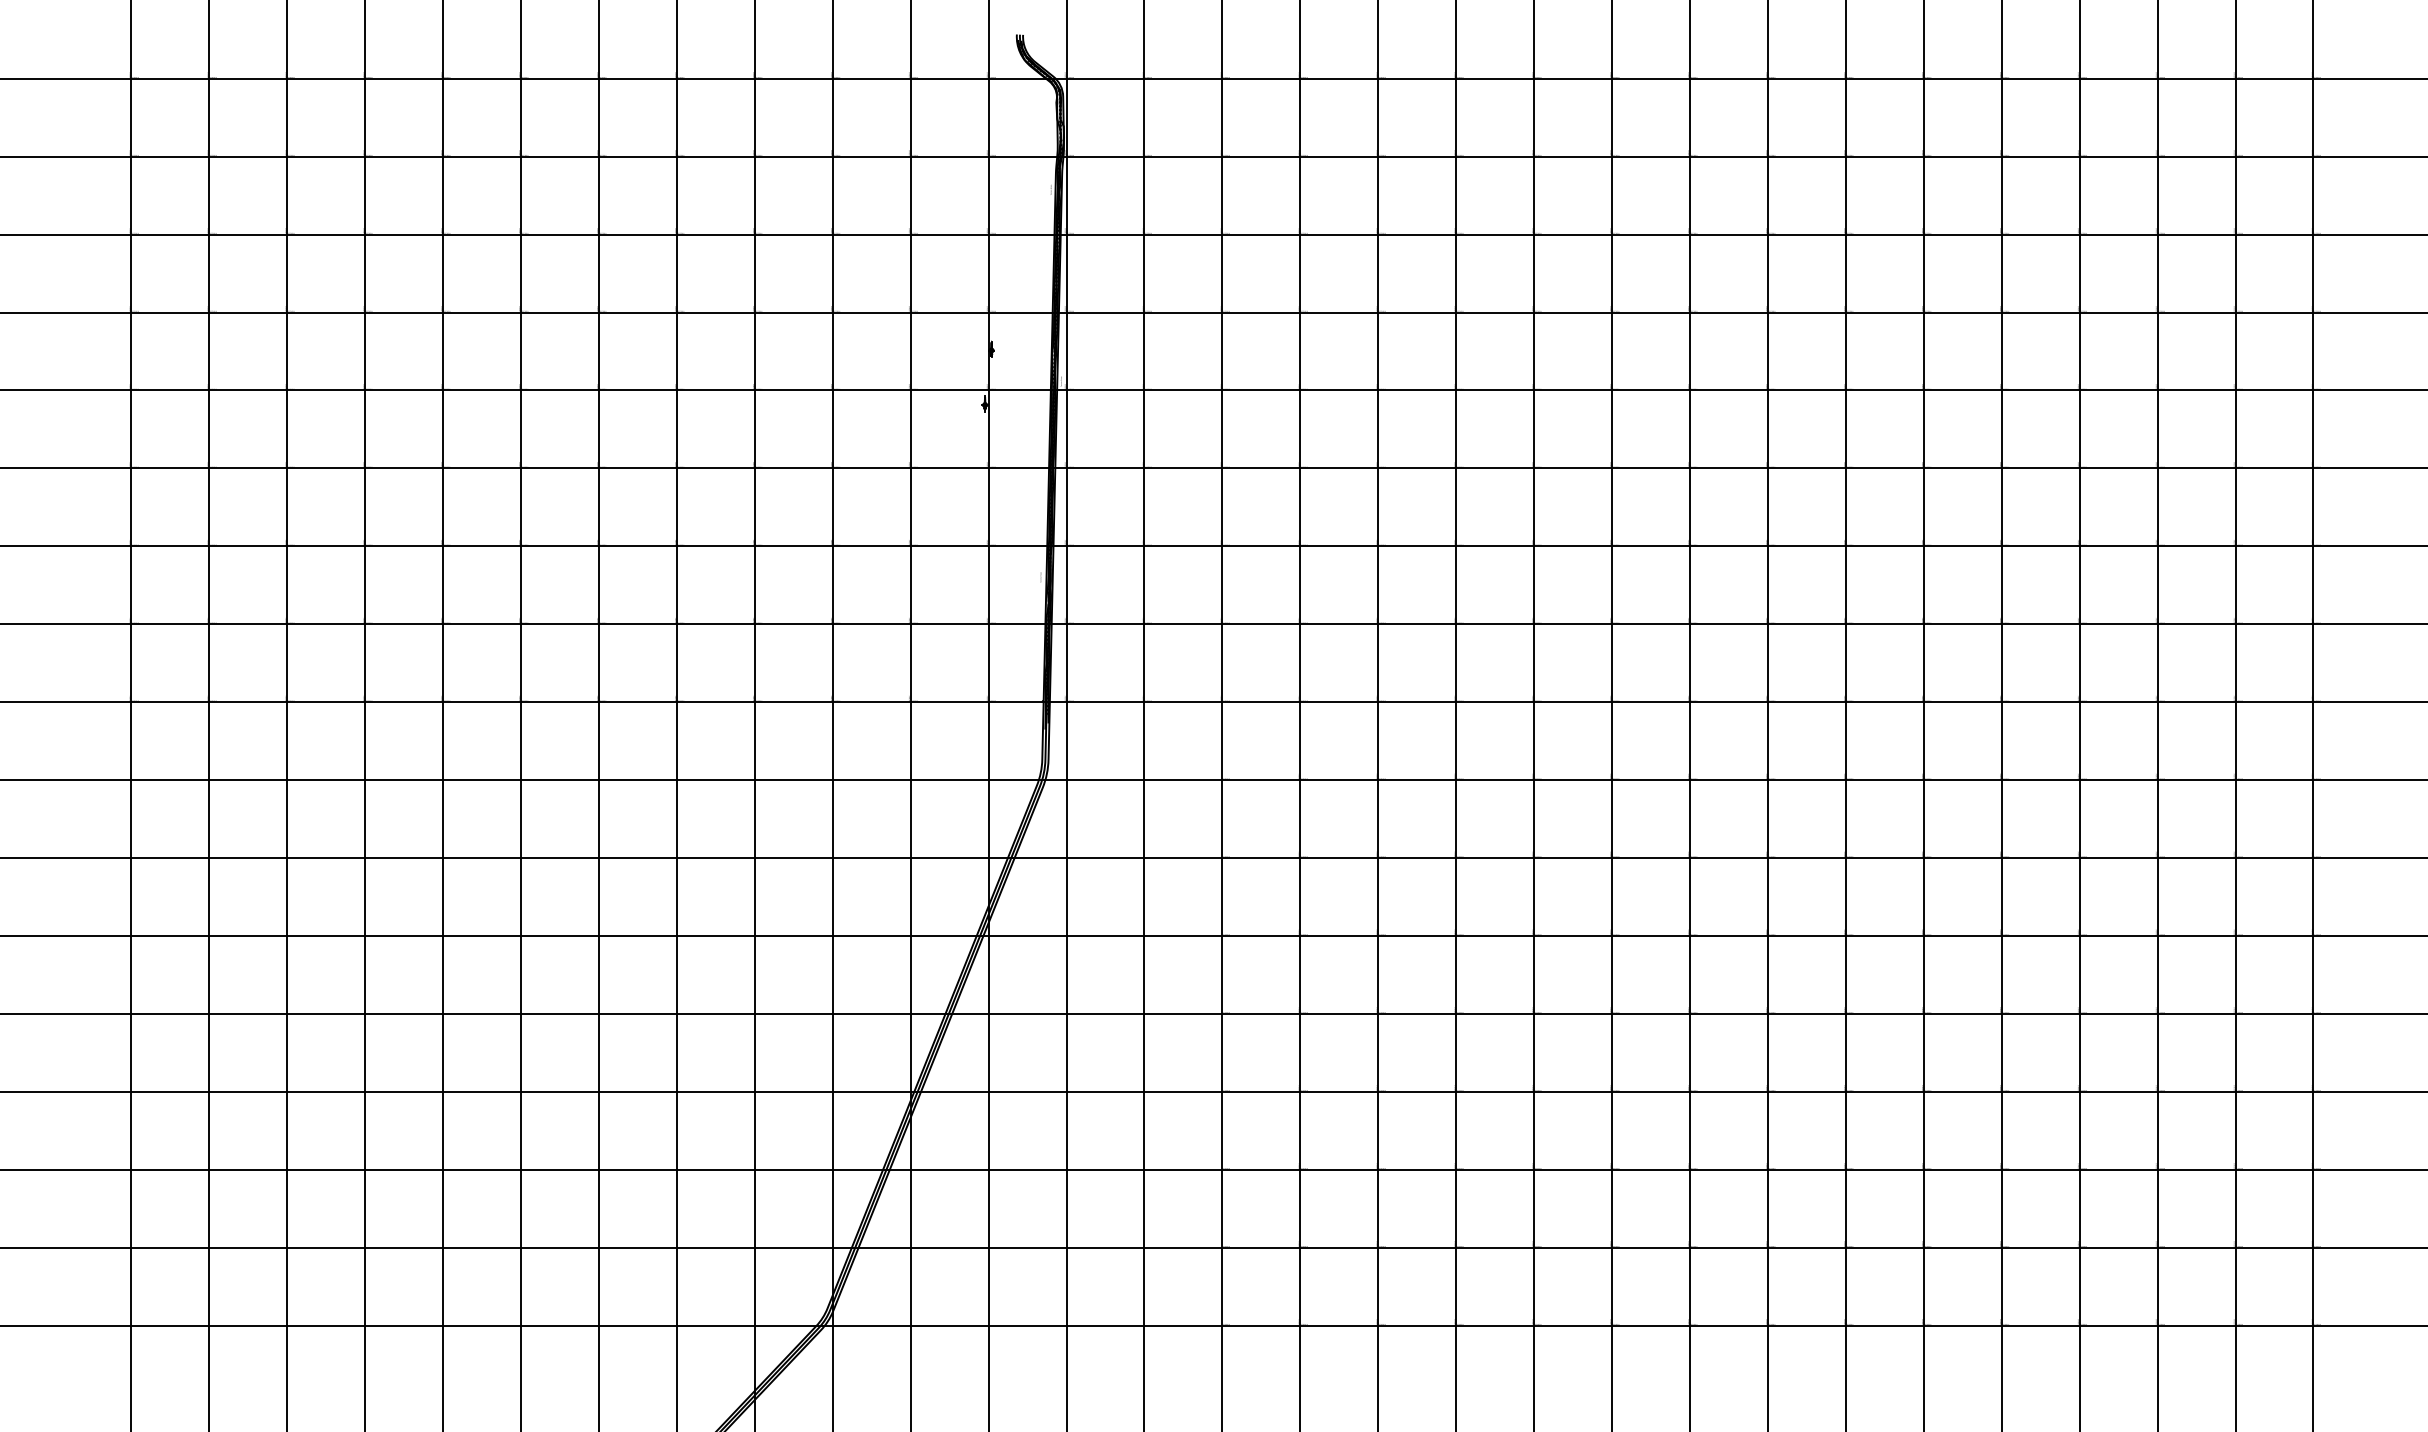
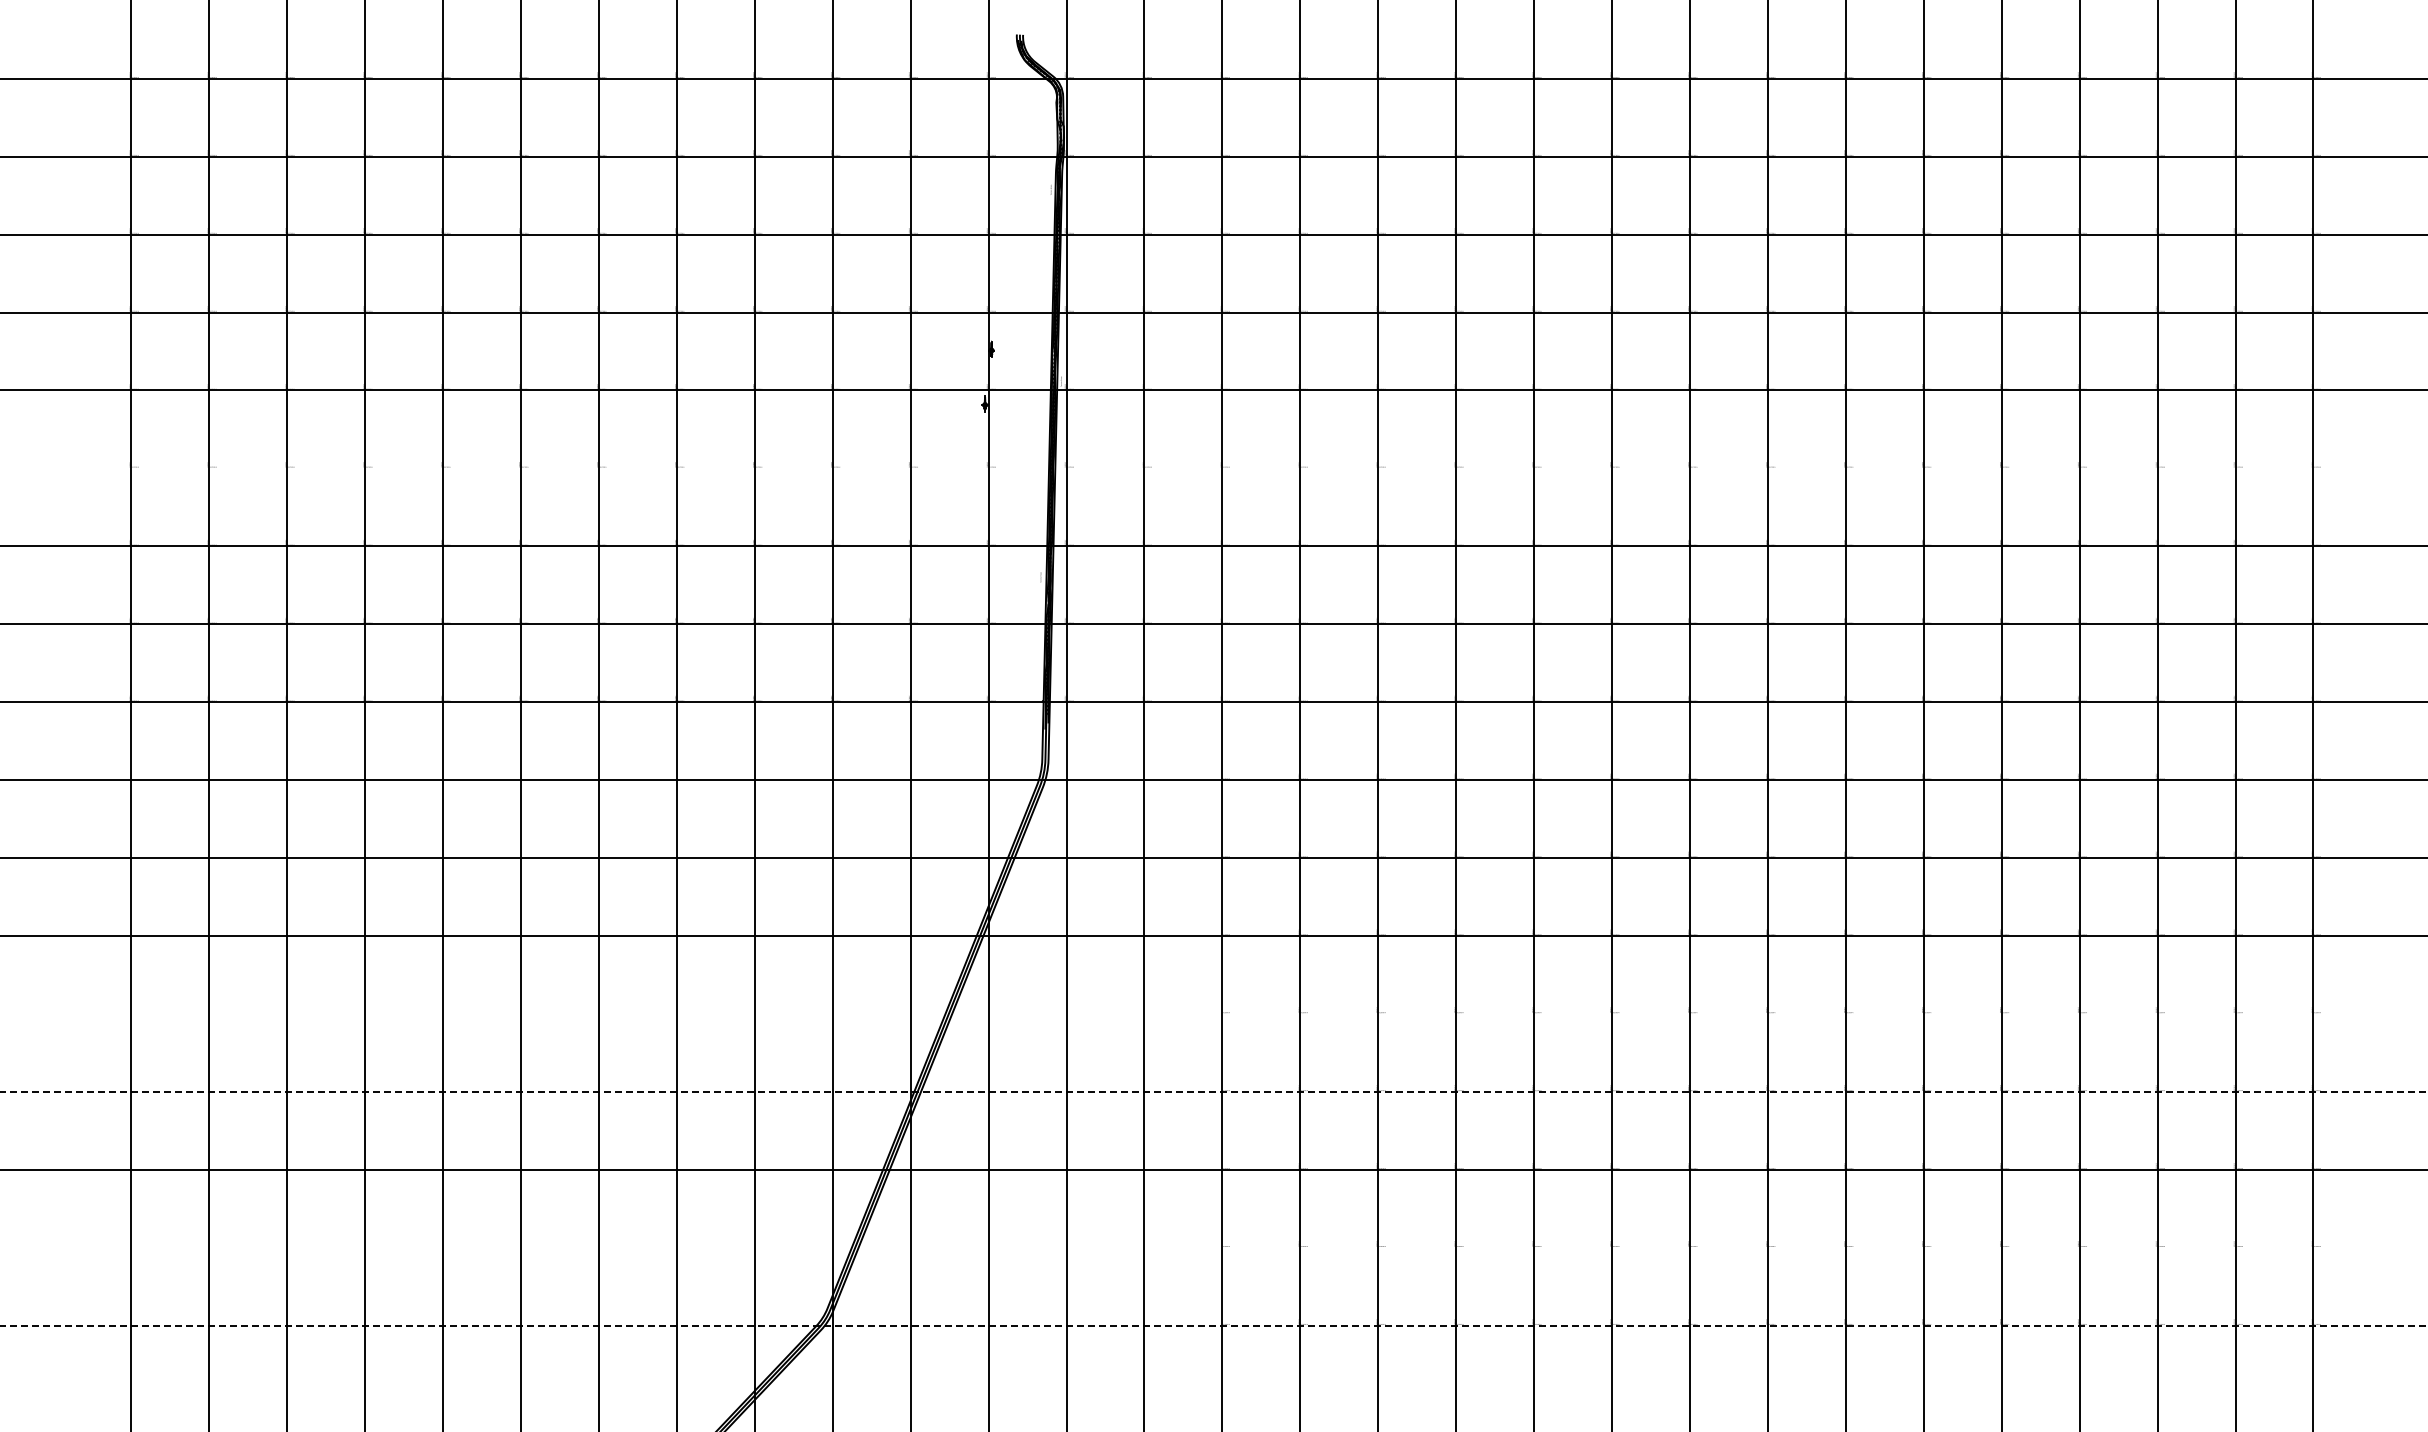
line: present -> none (1213, 468)
line: present -> none (1213, 1013)
line: solid -> dashed (1214, 1091)
line: present -> none (1213, 1247)
line: solid -> dashed (1214, 1325)
